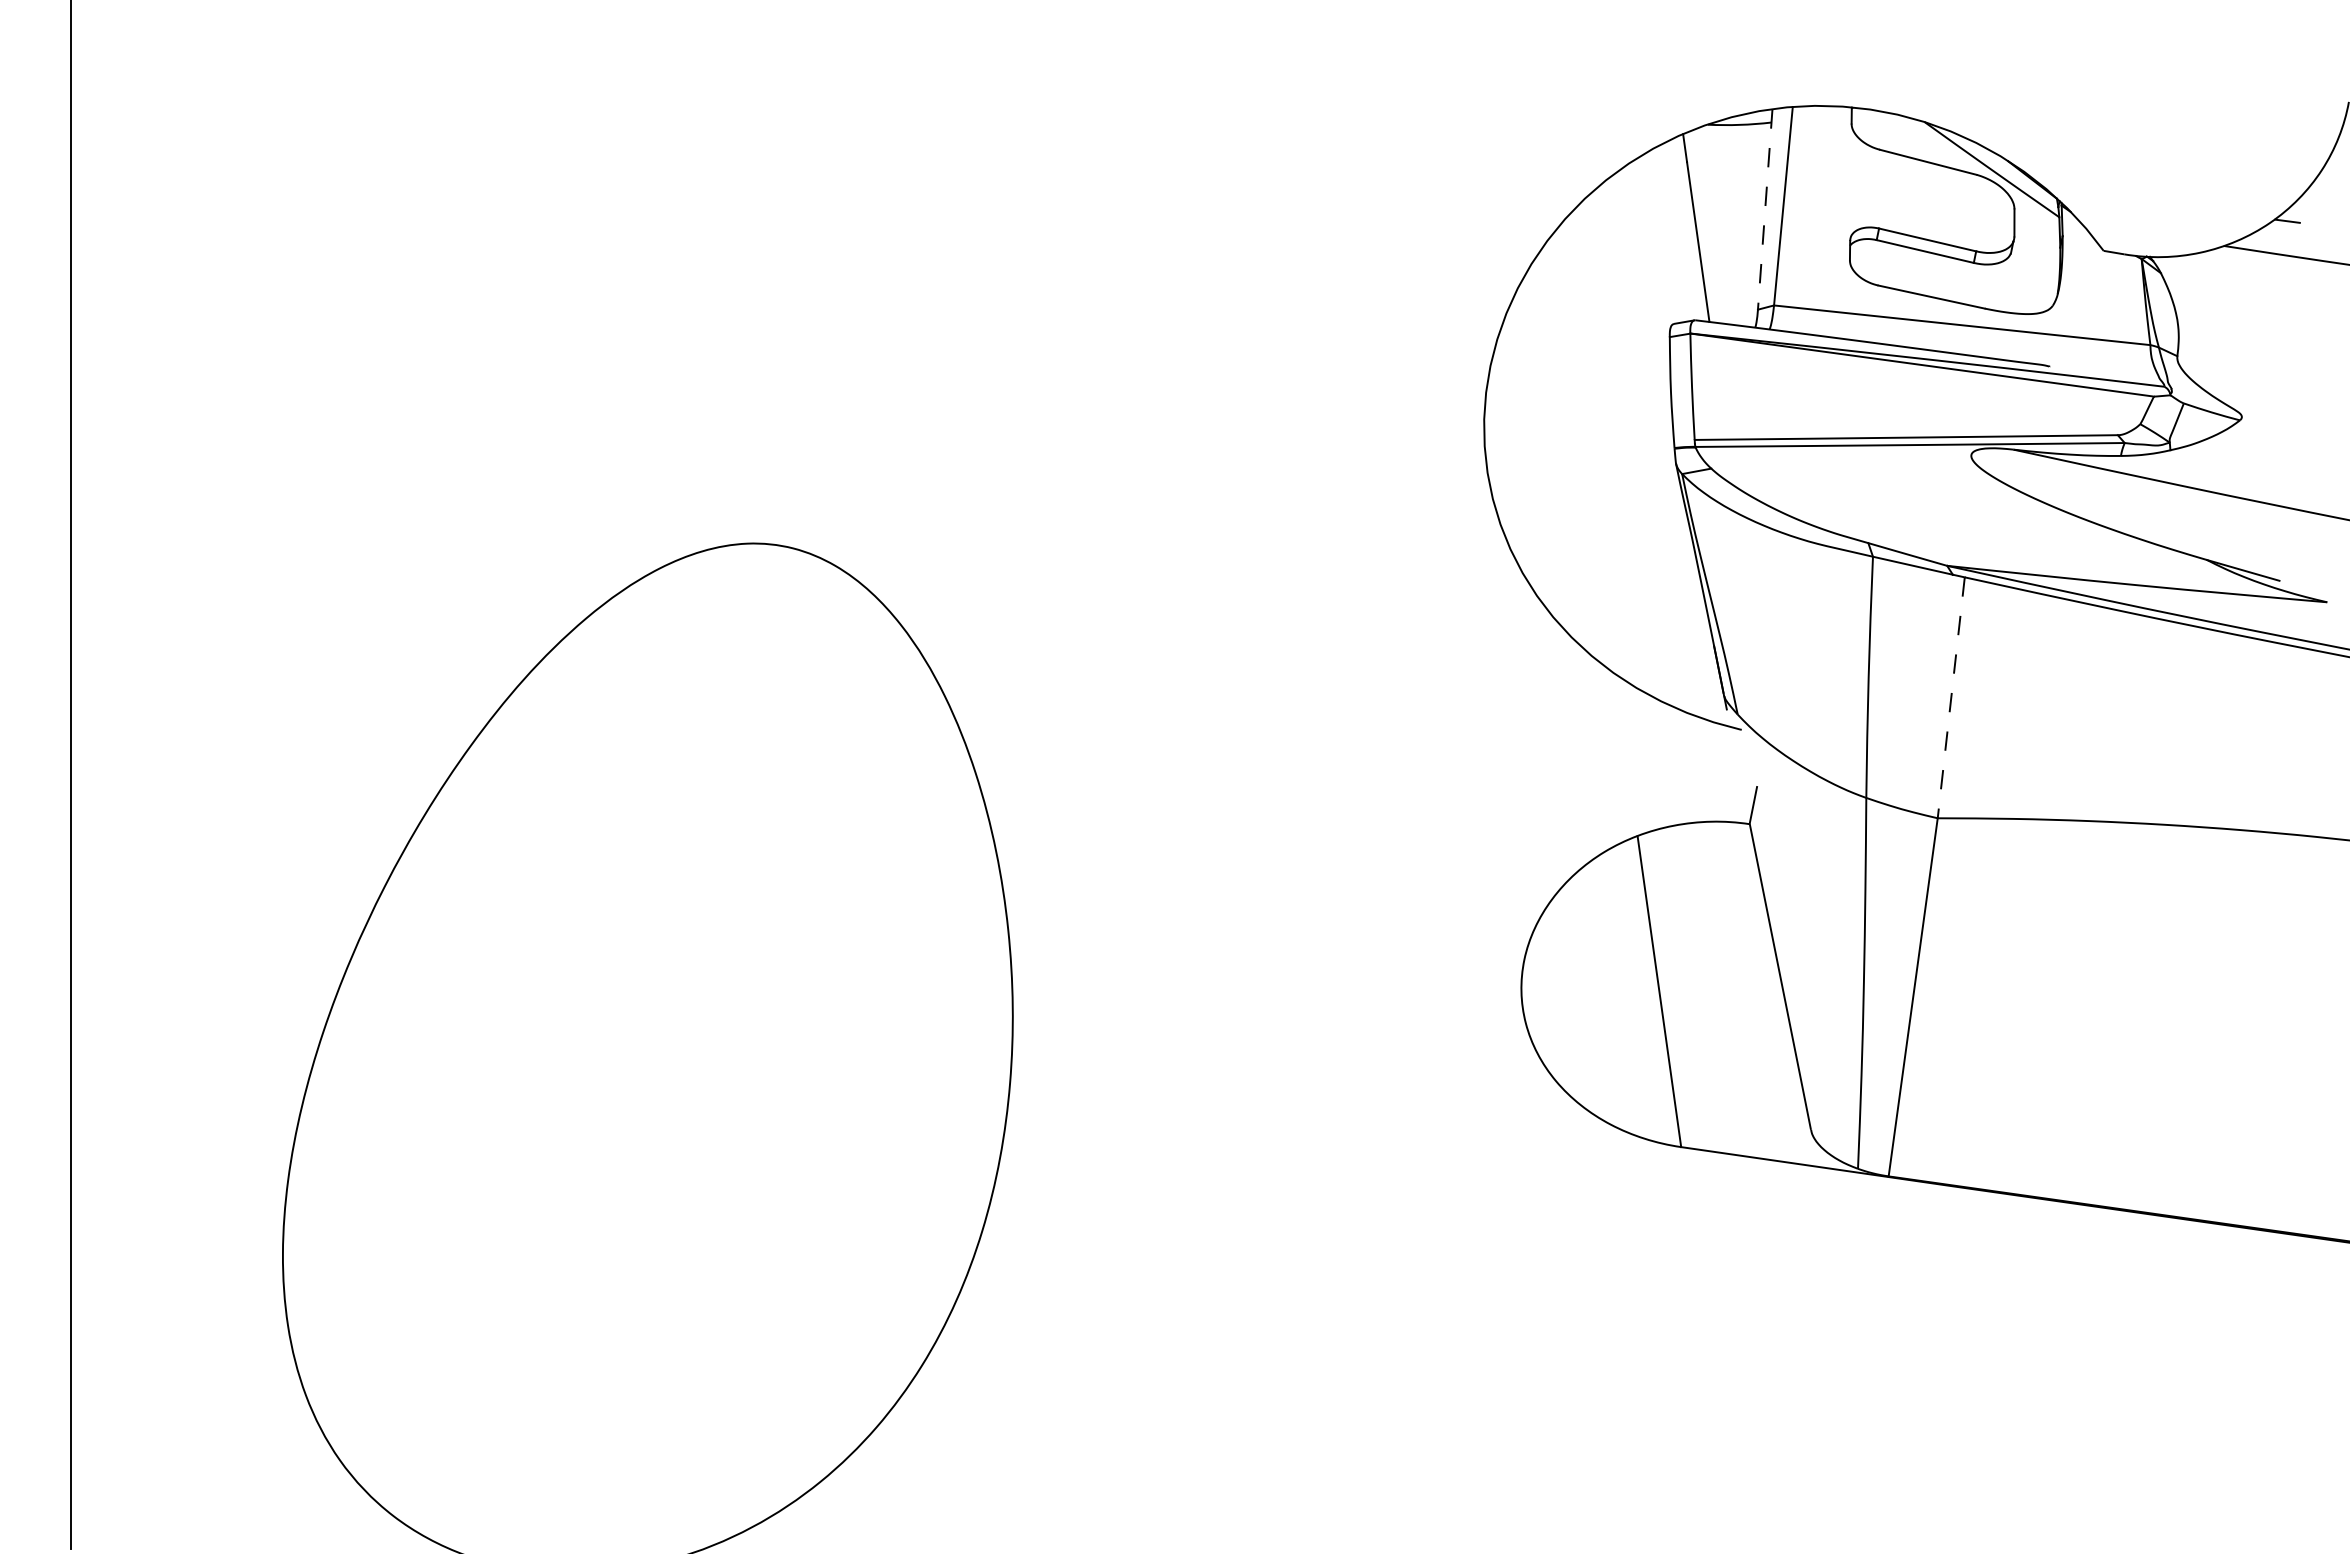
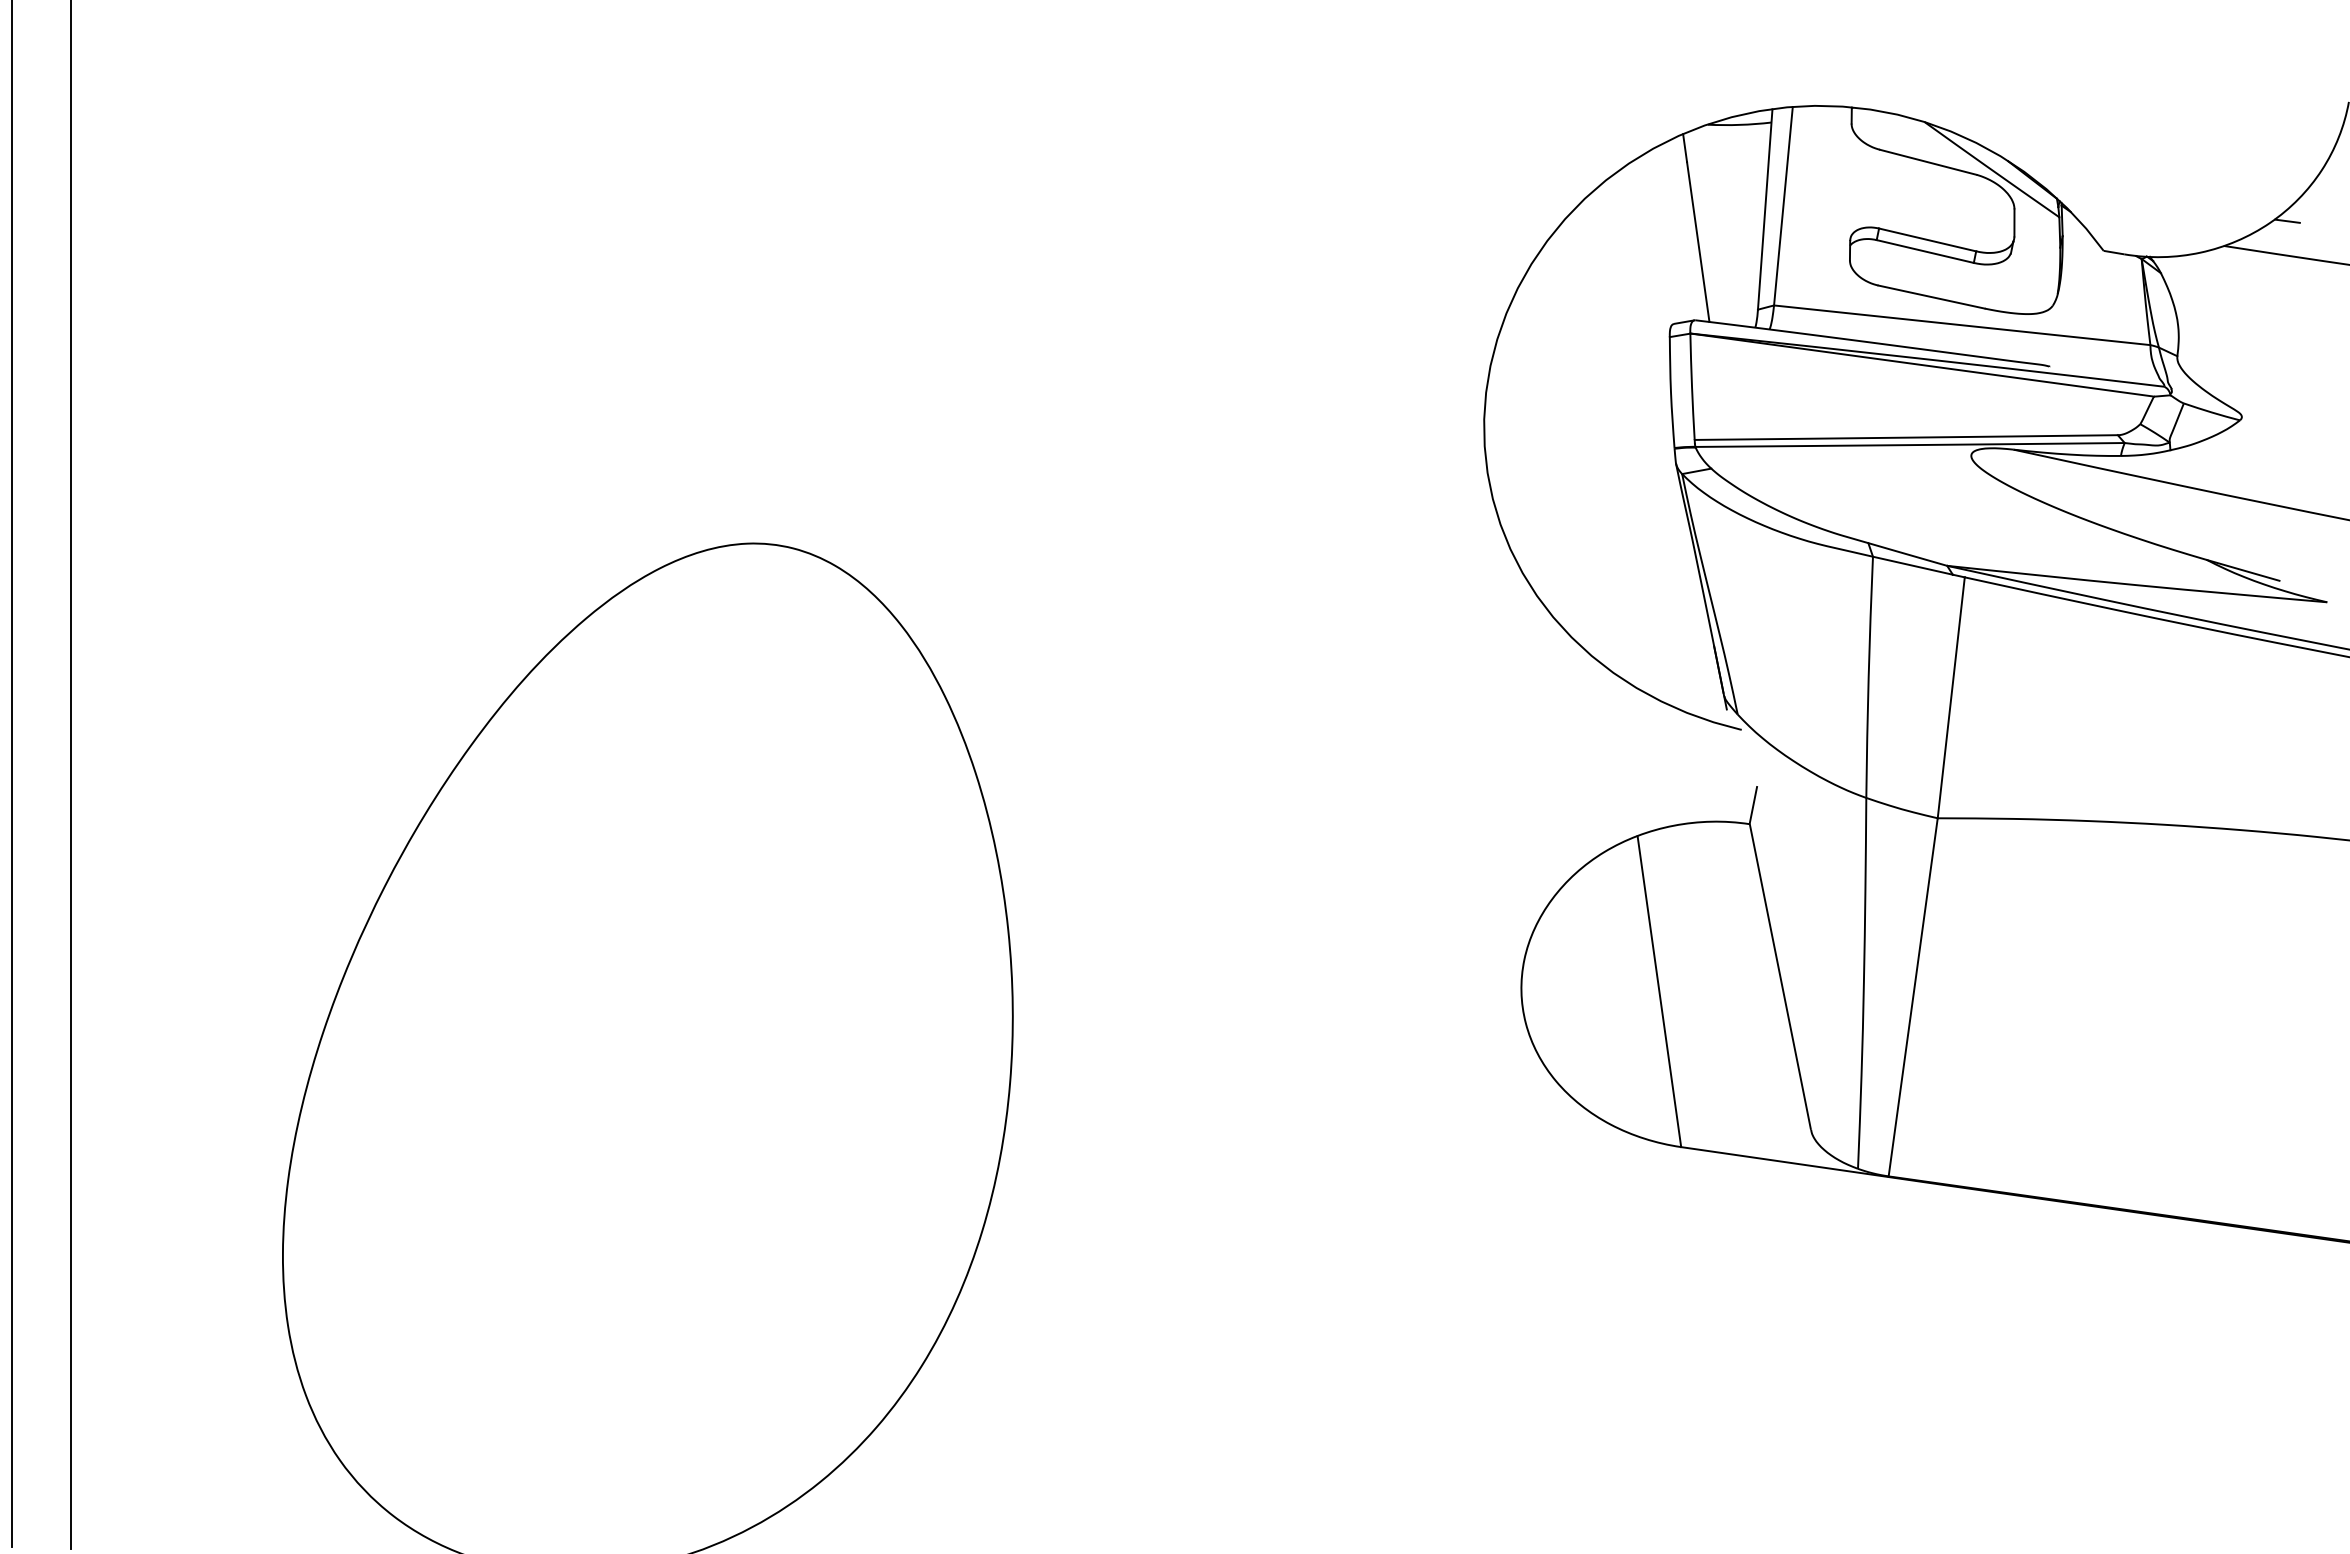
line: dashed -> solid (1765, 210)
line: dashed -> solid (1951, 698)
line: none -> present (12, 774)
